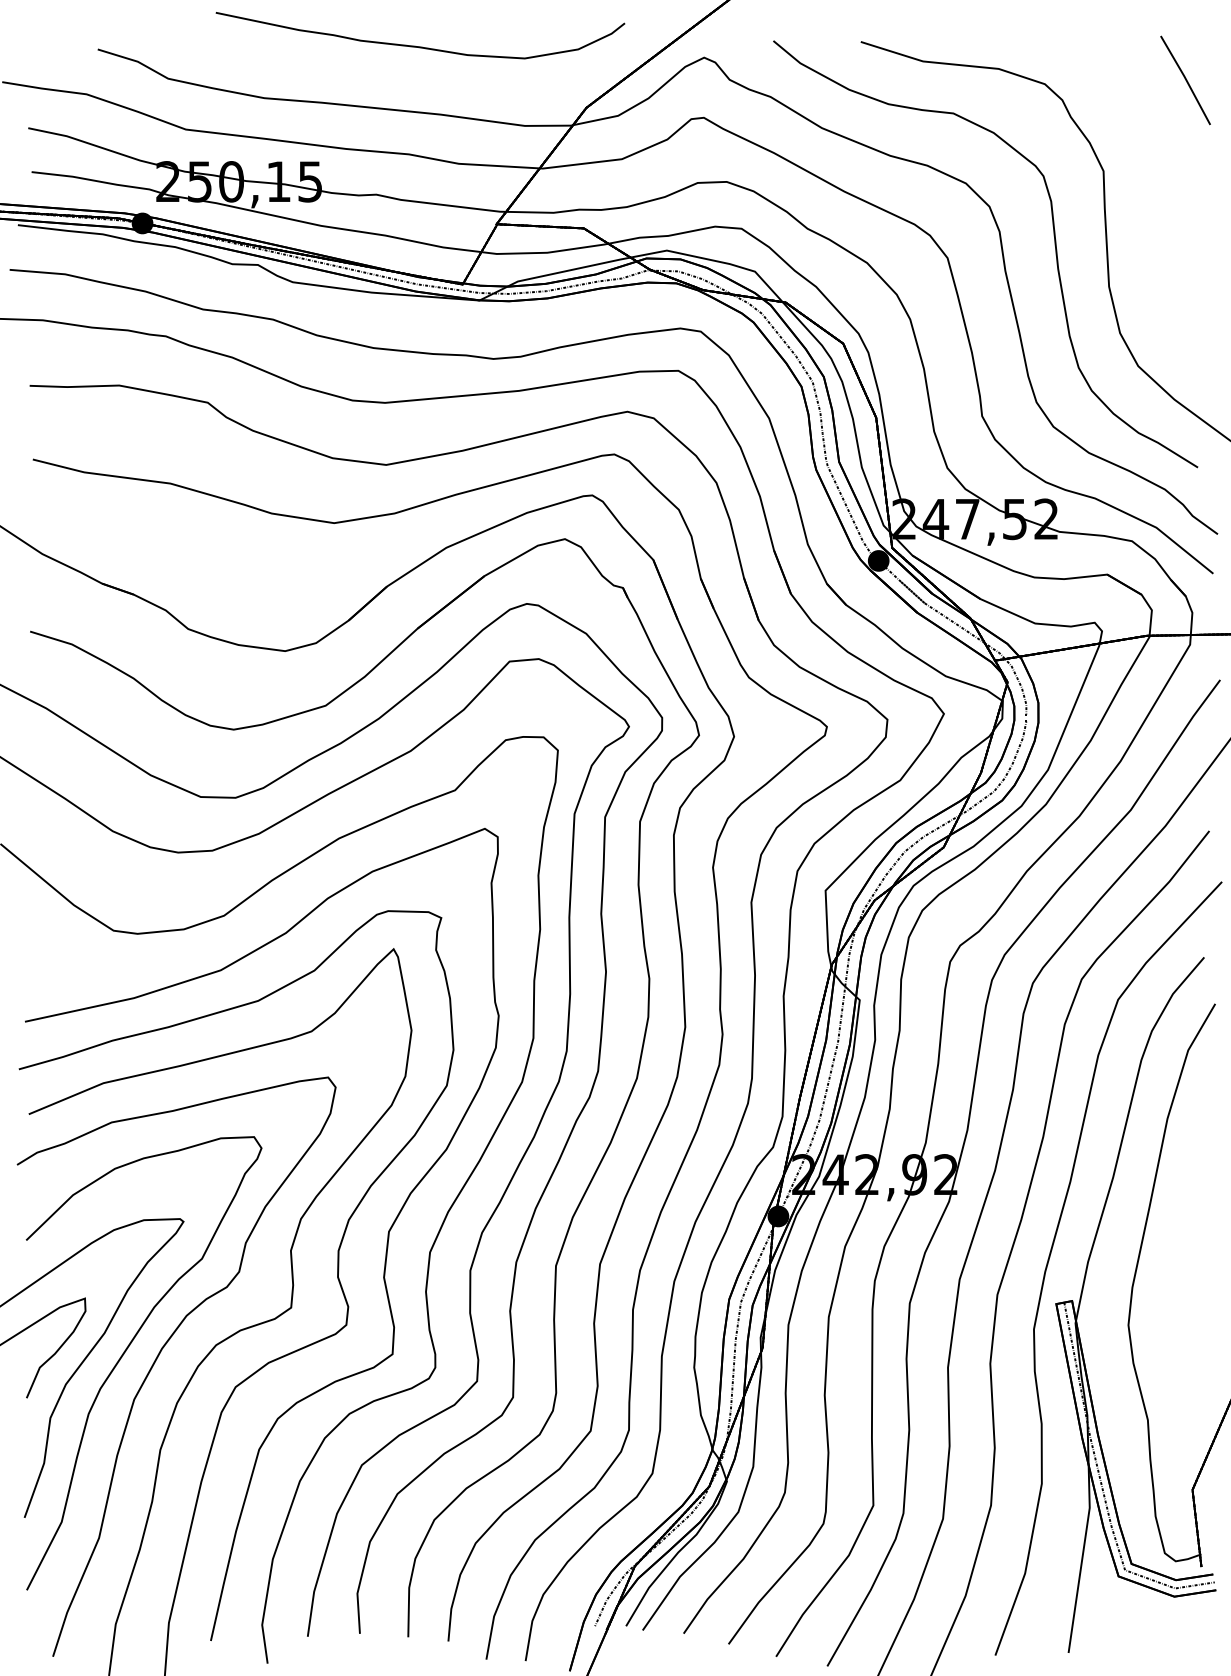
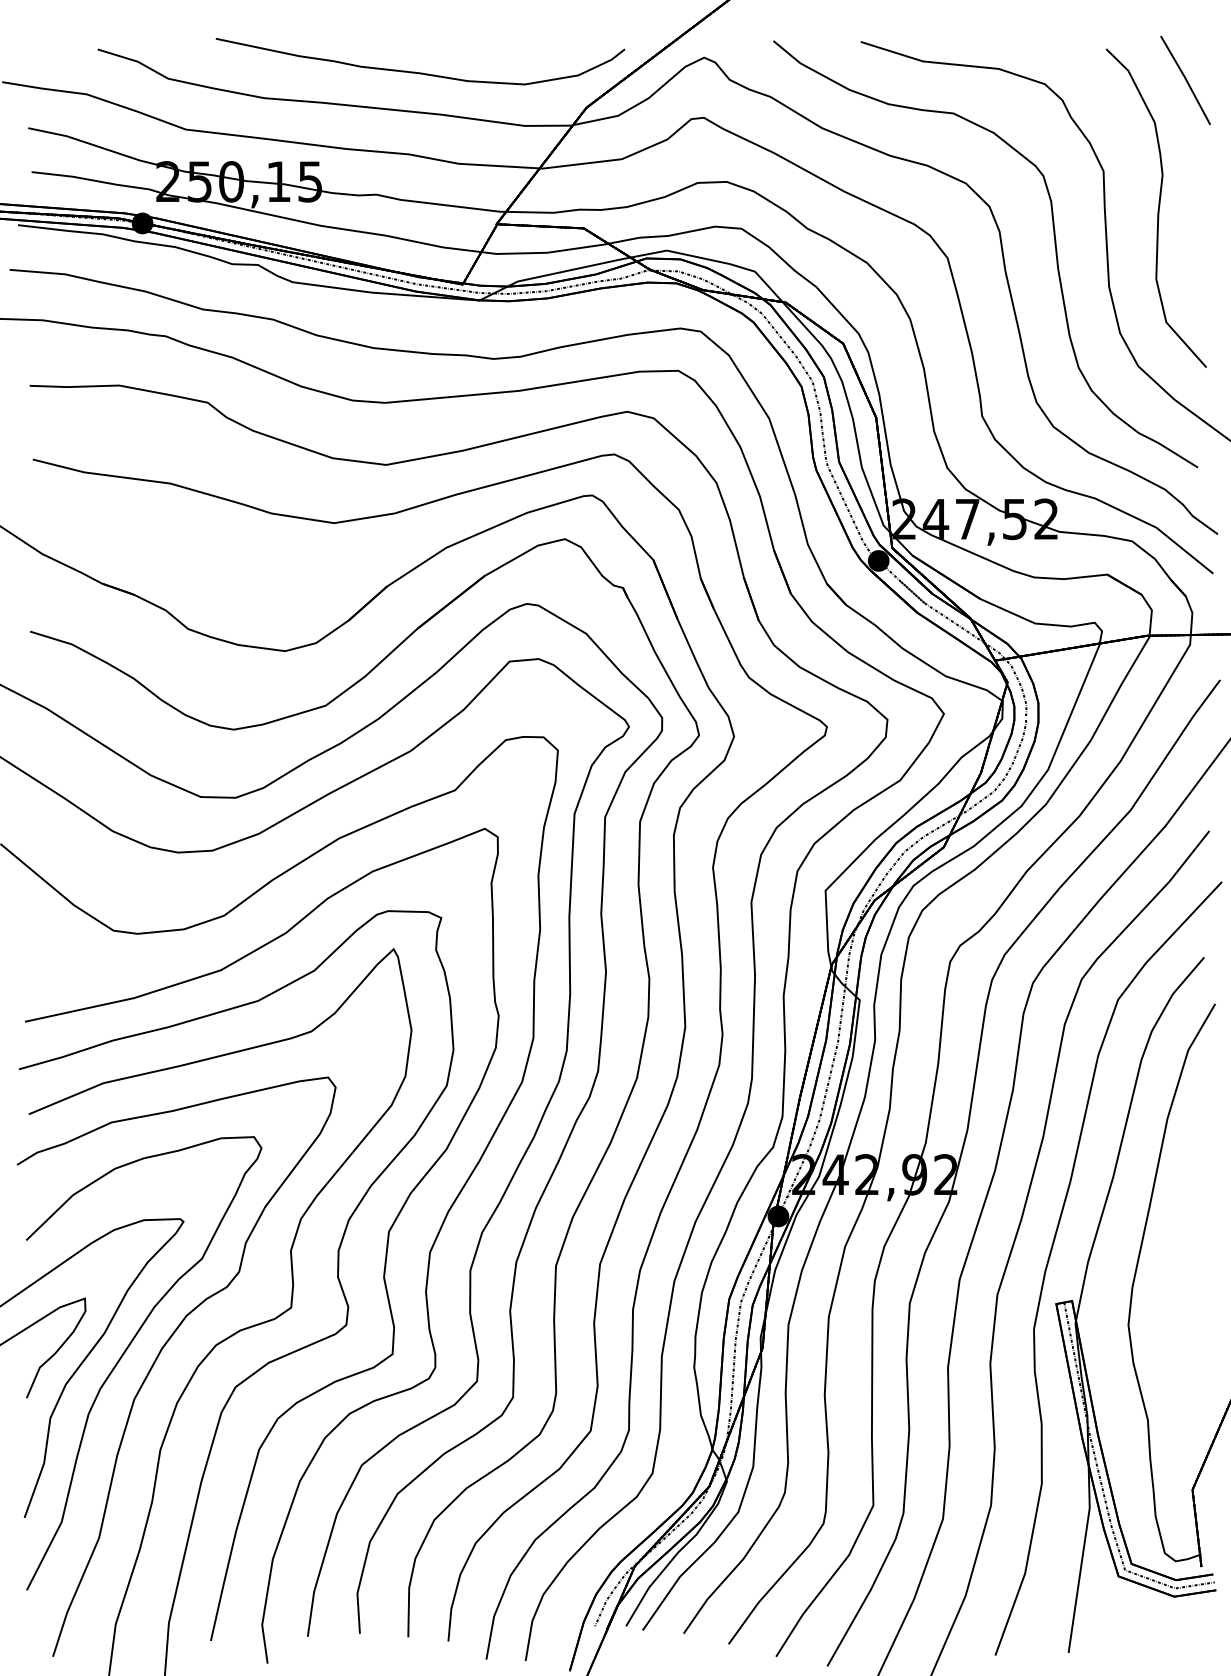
curve position: (420, 46) -> (420, 72) (420, 72)
curve: none -> present (1158, 207)
